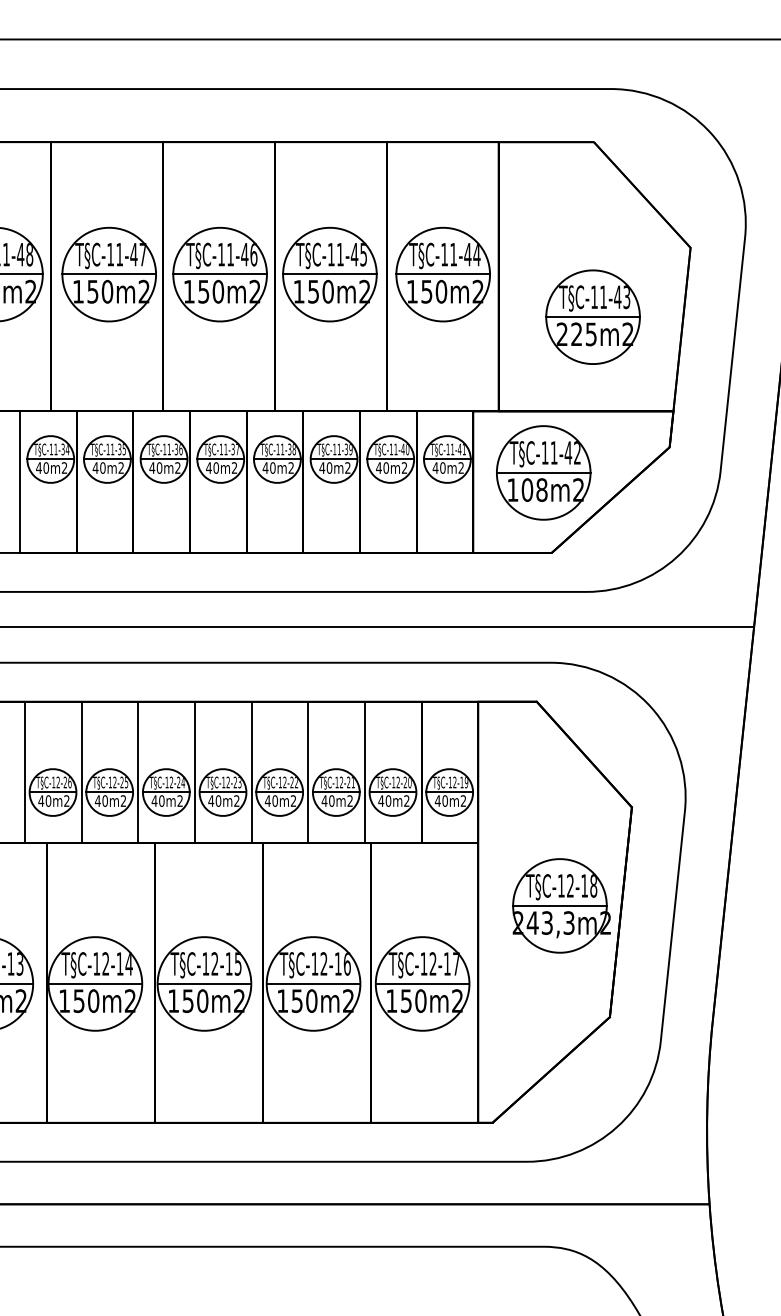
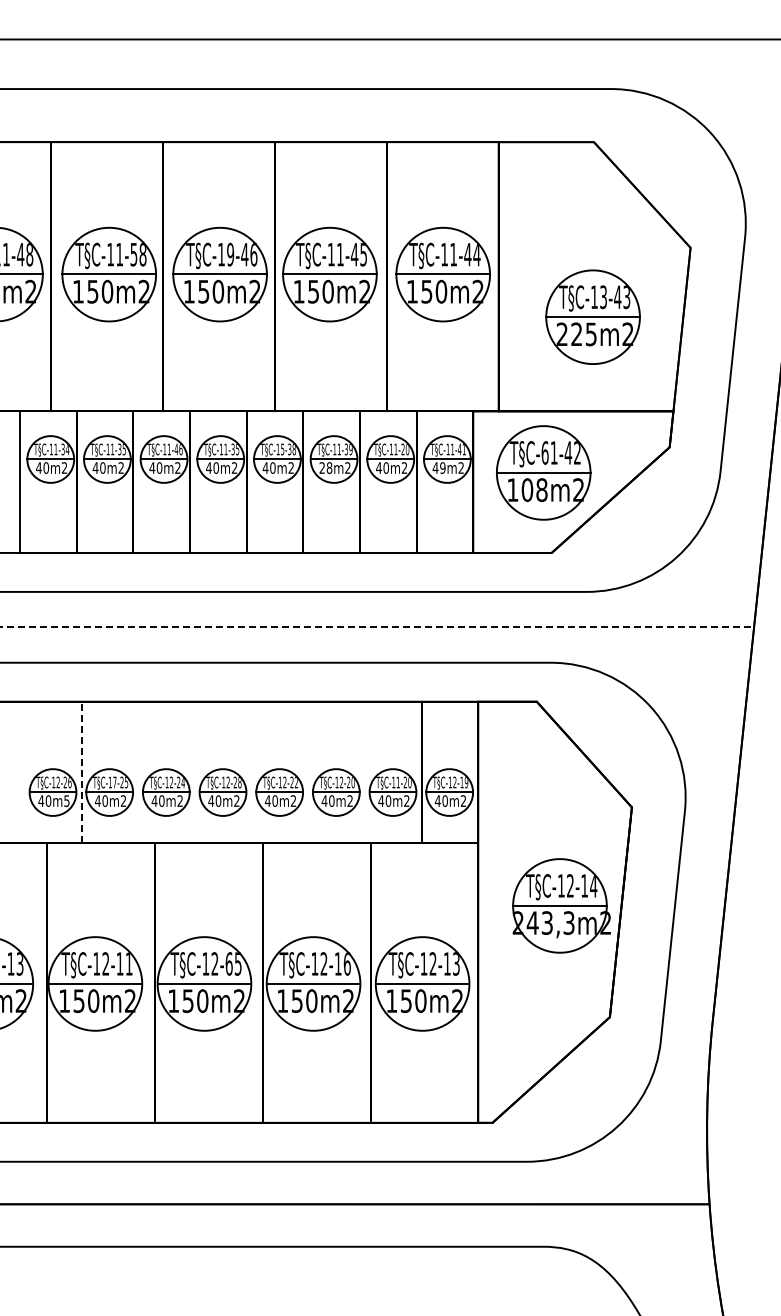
text: T§C-11-47 -> T§C-11-58 (138, 254)
text: T§C-11-46 -> T§C-19-46 (230, 254)
text: T§C-11-43 -> T§C-13-43 (603, 297)
text: T§C-11-36 -> T§C-11-46 (176, 449)
text: T§C-11-37 -> T§C-11-35 (237, 449)
text: T§C-11-38 -> T§C-15-38 (282, 449)
text: T§C-11-40 -> T§C-11-20 (402, 449)
text: T§C-11-42 -> T§C-61-42 (544, 452)
text: 40m2 -> 28m2 (325, 467)
text: 40m2 -> 49m2 (442, 467)
line: solid -> dashed (377, 627)
line: present -> none (24, 772)
line: solid -> dashed (81, 772)
line: present -> none (138, 772)
line: present -> none (194, 772)
line: present -> none (251, 772)
line: present -> none (308, 772)
line: present -> none (364, 772)
text: T§C-12-25 -> T§C-17-25 (114, 782)
text: T§C-12-23 -> T§C-12-28 (239, 782)
text: T§C-12-21 -> T§C-12-20 (352, 782)
text: T§C-12-20 -> T§C-11-20 (397, 782)
text: 40m2 -> 40m5 (66, 800)
text: T§C-12-18 -> T§C-12-14 (593, 885)
text: T§C-12-14 -> T§C-12-11 (128, 963)
text: T§C-12-15 -> T§C-12-65 (228, 963)
text: T§C-12-17 -> T§C-12-13 (456, 963)
